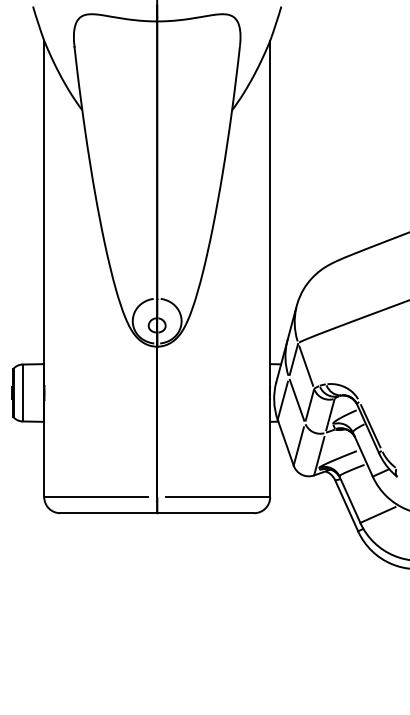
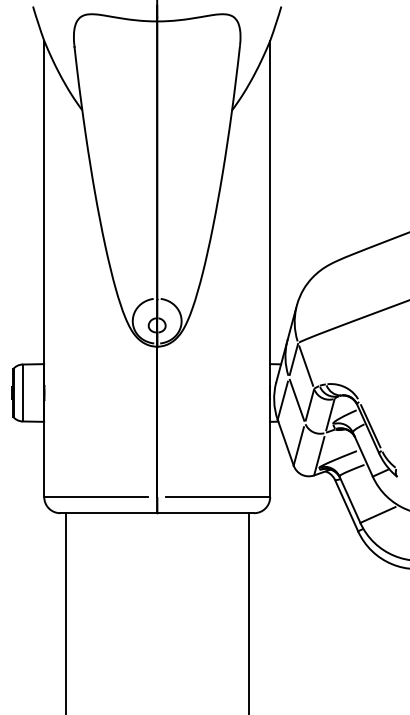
line: none -> present (65, 612)
line: none -> present (248, 612)
